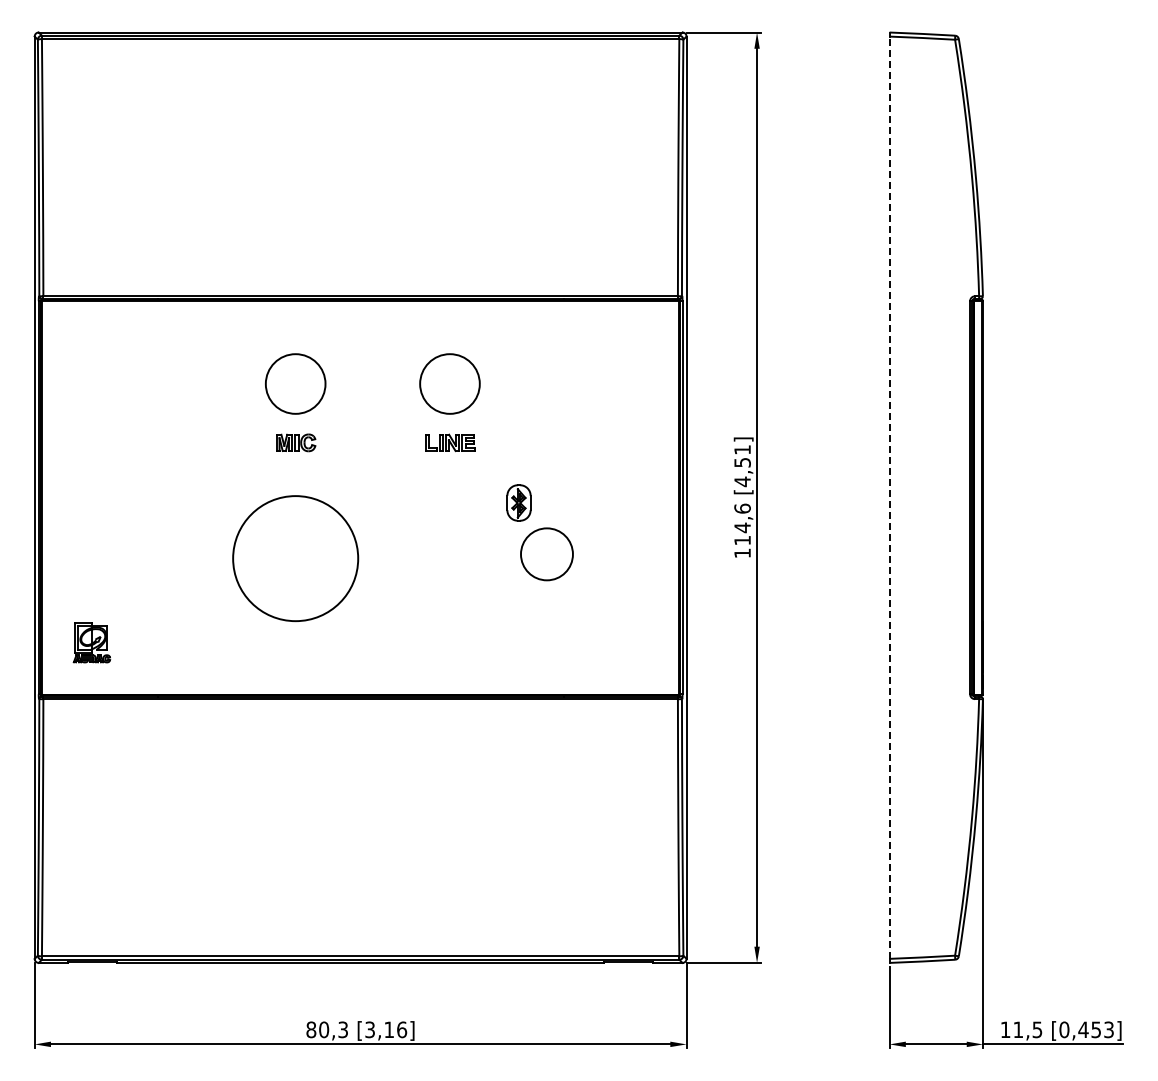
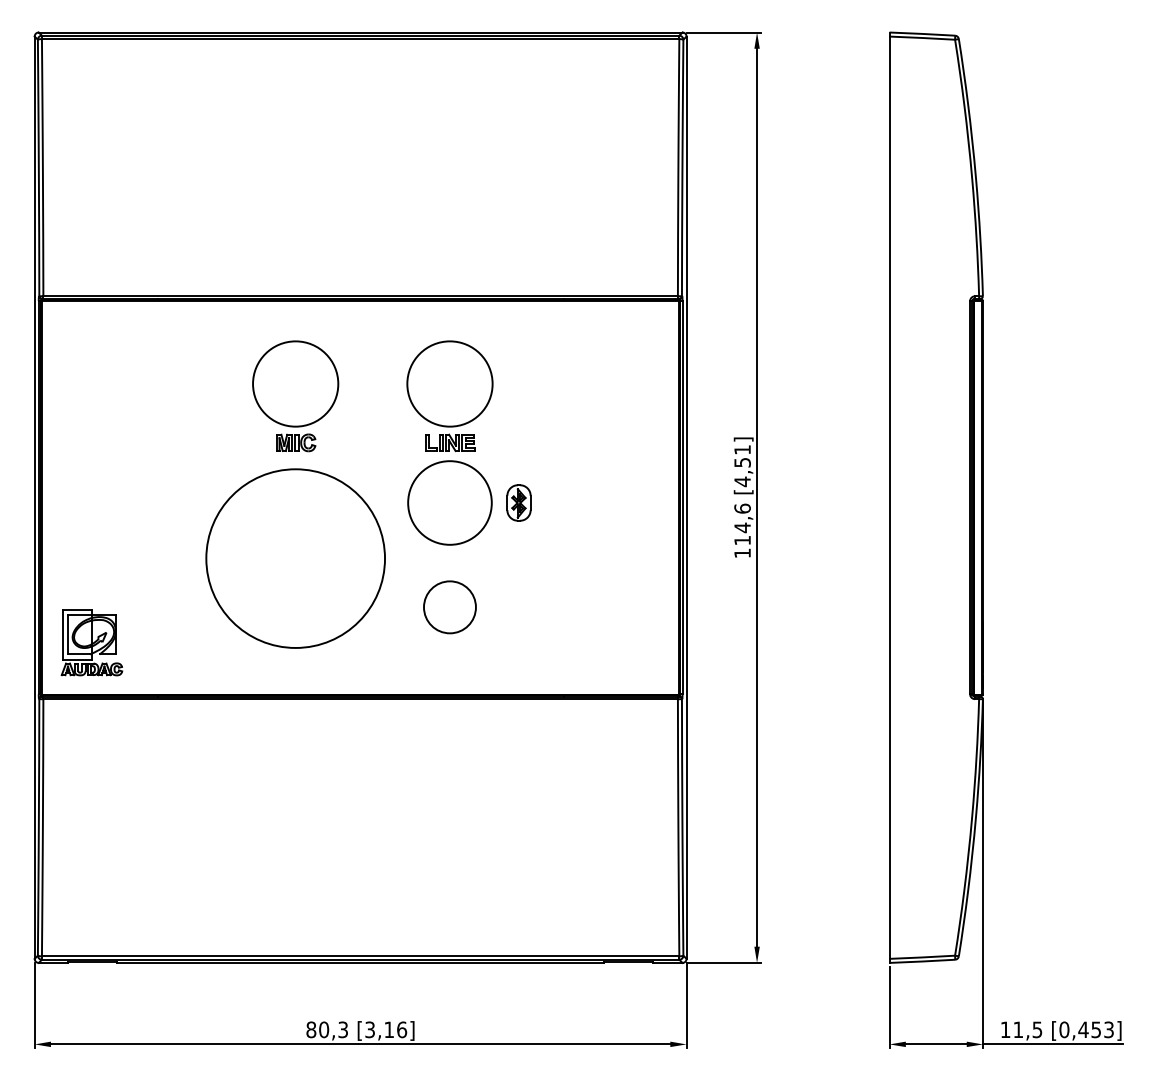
circle diameter: 60 px -> 85 px (295, 383)
circle diameter: 60 px -> 85 px (449, 383)
line: dashed -> solid (889, 497)
circle: none -> present (449, 502)
circle position: (546, 554) -> (449, 607) (449, 607)
circle diameter: 125 px -> 179 px (295, 558)
part size: 40x42 px -> 64x68 px (91, 642)
